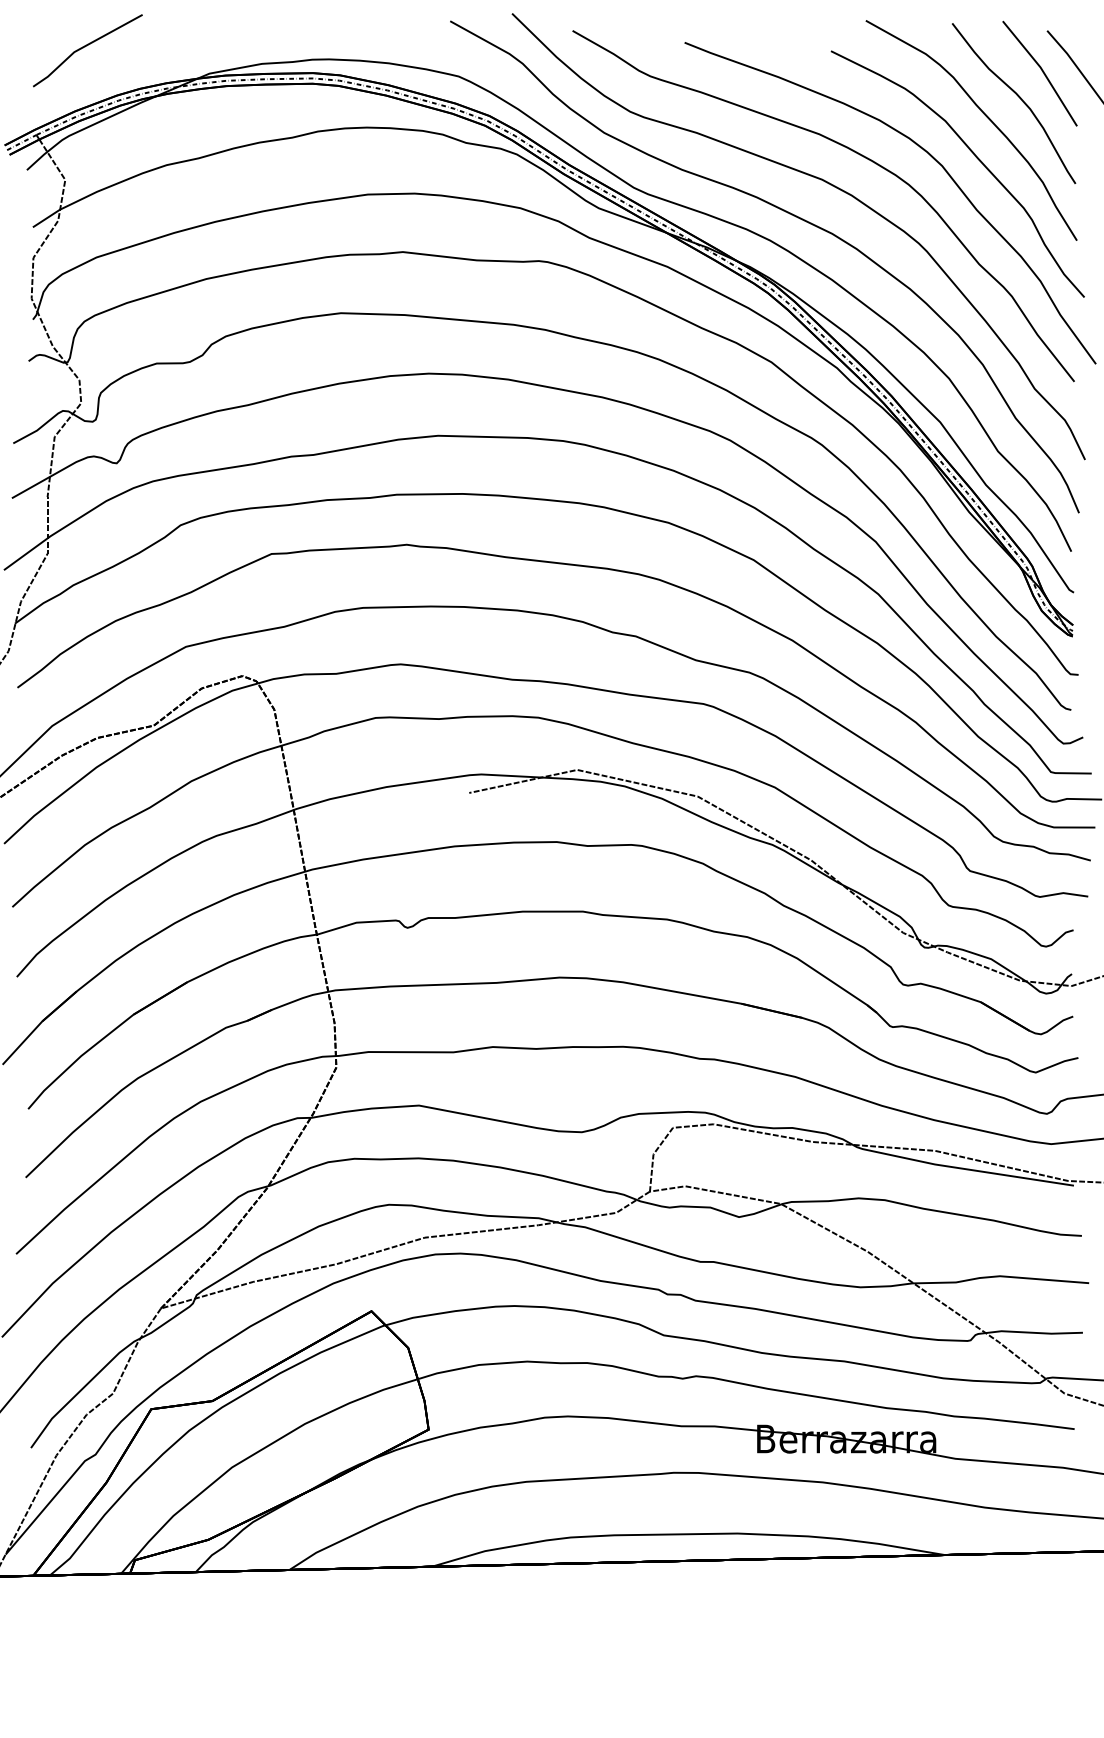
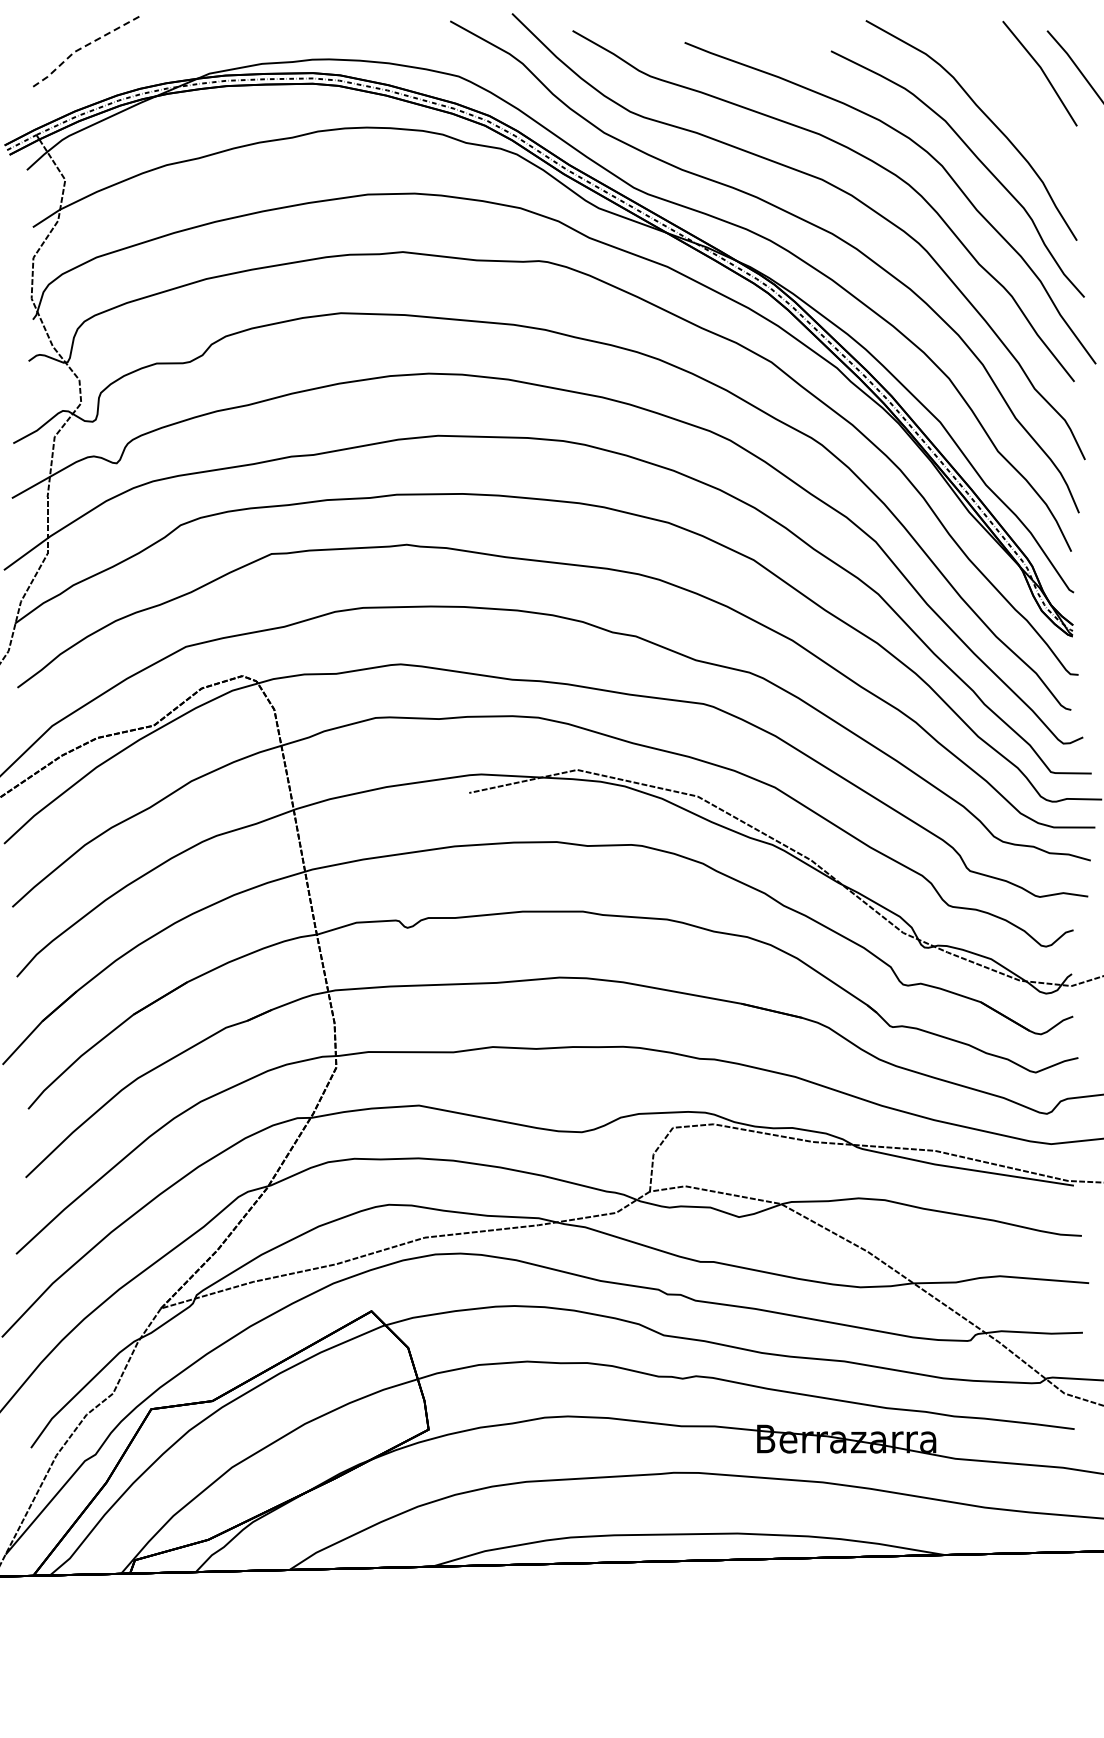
line: solid -> dashed (83, 46)
curve: present -> none (1019, 98)
